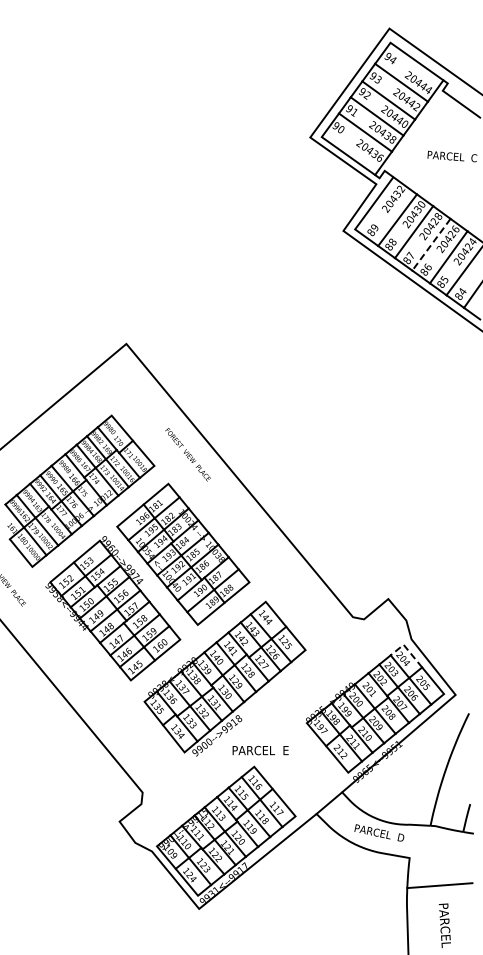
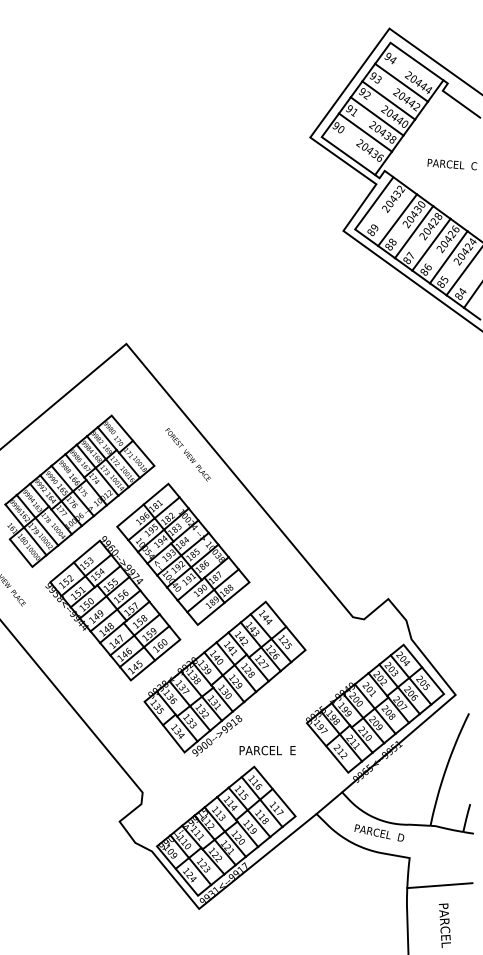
text position: (452, 156) -> (452, 164) (452, 164)
line: dashed -> solid (431, 245)
line: dashed -> solid (407, 649)
text position: (260, 750) -> (267, 750) (267, 750)
